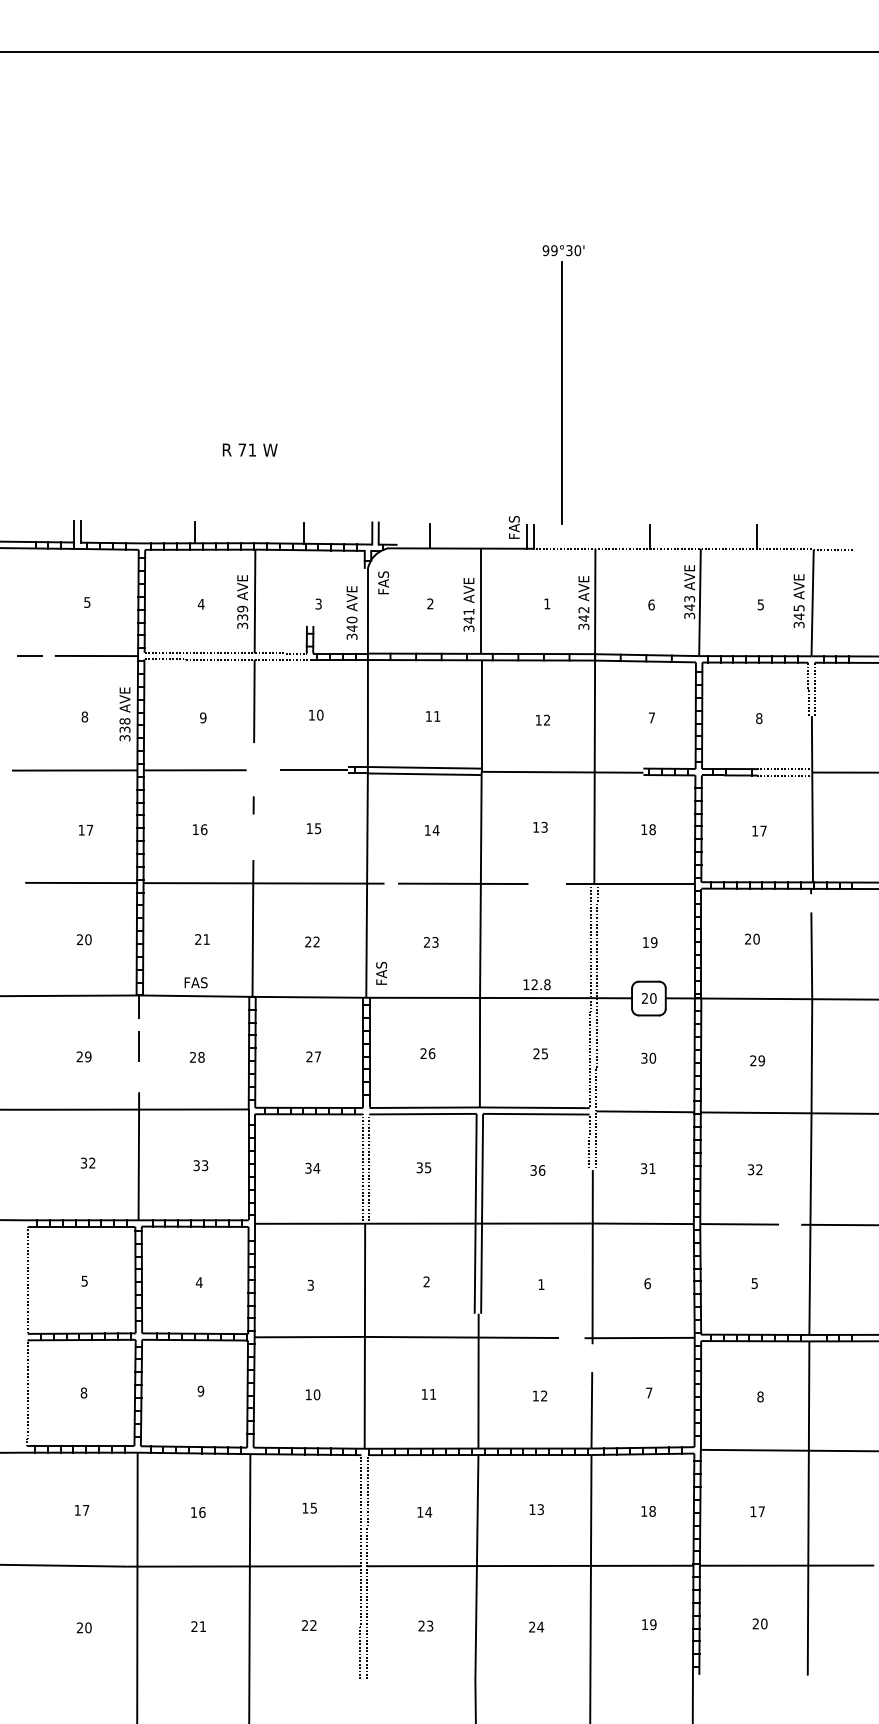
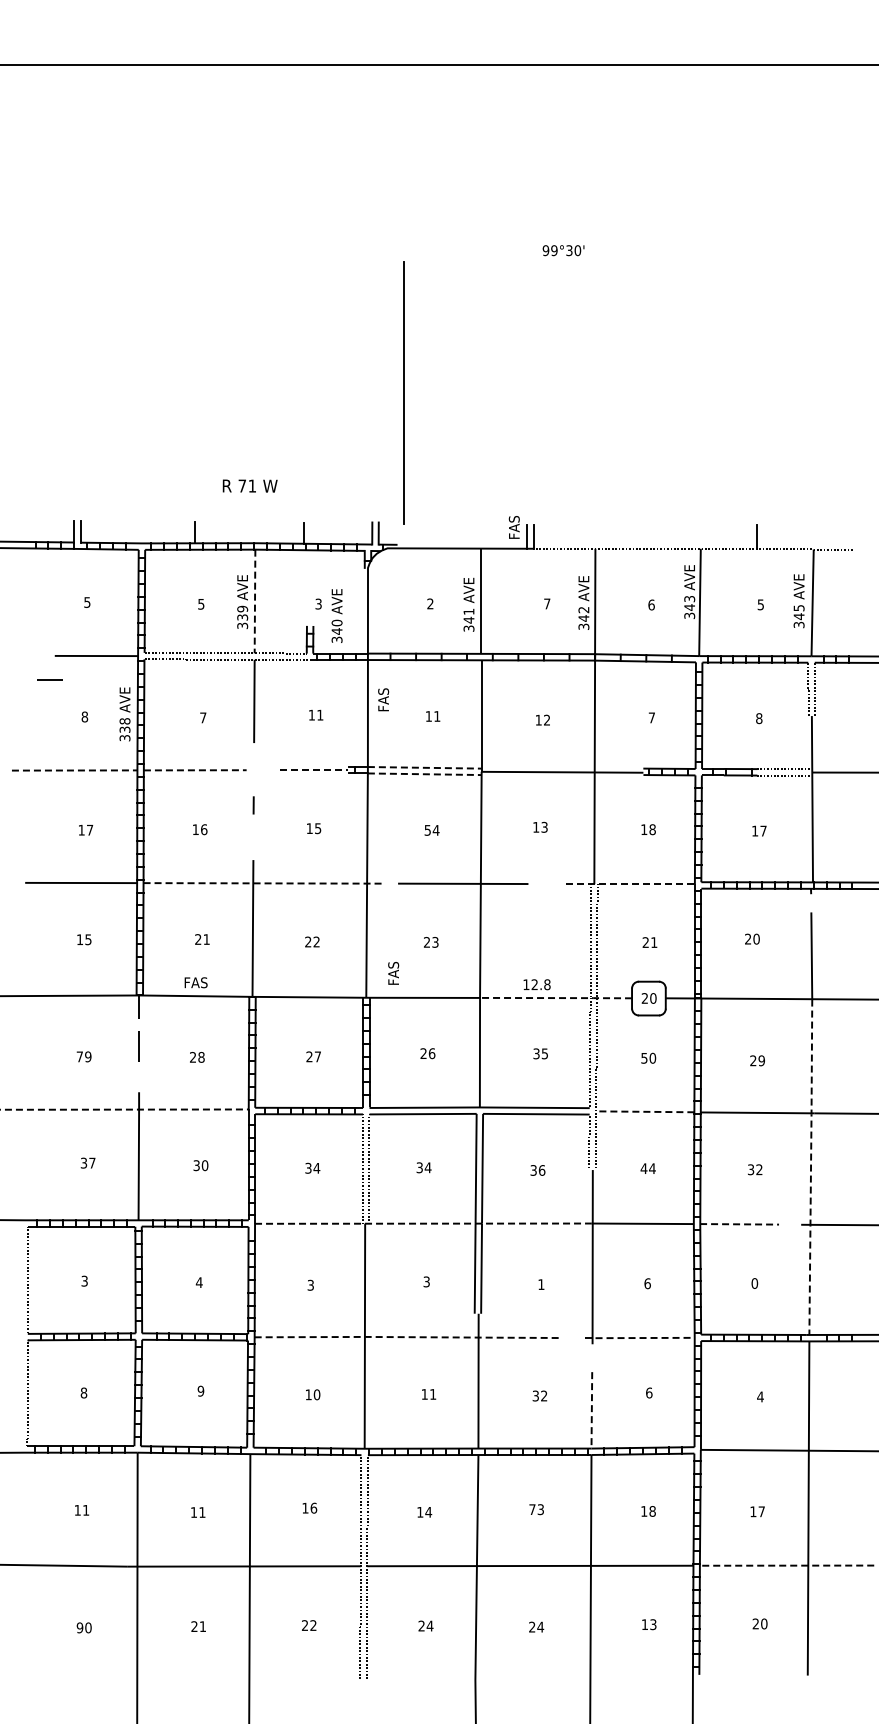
line position: (438, 51) -> (438, 64) (438, 64)
line position: (561, 392) -> (403, 392) (403, 392)
text position: (249, 449) -> (249, 485) (249, 485)
line: present -> none (429, 535)
line: present -> none (650, 536)
text position: (383, 582) -> (383, 699) (383, 699)
line: solid -> dashed (255, 601)
text: 1 -> 7 (547, 603)
text: 4 -> 5 (200, 604)
text position: (351, 612) -> (336, 615) (336, 615)
line position: (29, 655) -> (49, 679) (49, 679)
text: 10 -> 11 (320, 714)
text: 9 -> 7 (203, 717)
line: solid -> dashed (424, 767)
line: solid -> dashed (74, 770)
line: solid -> dashed (195, 770)
line: solid -> dashed (314, 770)
line: solid -> dashed (424, 774)
text: 14 -> 54 (427, 830)
line: solid -> dashed (264, 883)
line: solid -> dashed (630, 884)
text: 20 -> 15 (83, 939)
text: 19 -> 21 (649, 942)
text position: (381, 973) -> (393, 973) (393, 973)
line: solid -> dashed (556, 998)
text: 25 -> 35 (536, 1054)
text: 29 -> 79 (79, 1056)
text: 30 -> 50 (644, 1057)
line: solid -> dashed (124, 1109)
line: solid -> dashed (644, 1111)
text: 32 -> 37 (92, 1162)
text: 33 -> 30 (204, 1165)
text: 35 -> 34 (427, 1167)
line: solid -> dashed (811, 1167)
text: 31 -> 44 (647, 1168)
line: solid -> dashed (423, 1223)
line: solid -> dashed (740, 1224)
text: 5 -> 3 (84, 1280)
text: 2 -> 3 (426, 1282)
text: 5 -> 0 (754, 1283)
line: solid -> dashed (406, 1337)
line: solid -> dashed (639, 1338)
text: 7 -> 6 (649, 1392)
text: 12 -> 32 (535, 1395)
text: 8 -> 4 (760, 1396)
line: solid -> dashed (591, 1410)
text: 15 -> 16 (313, 1507)
text: 13 -> 73 (532, 1509)
text: 17 -> 11 (86, 1510)
text: 16 -> 11 (202, 1512)
line: solid -> dashed (786, 1565)
text: 19 -> 13 (653, 1624)
text: 23 -> 24 (429, 1625)
text: 20 -> 90 (79, 1627)
